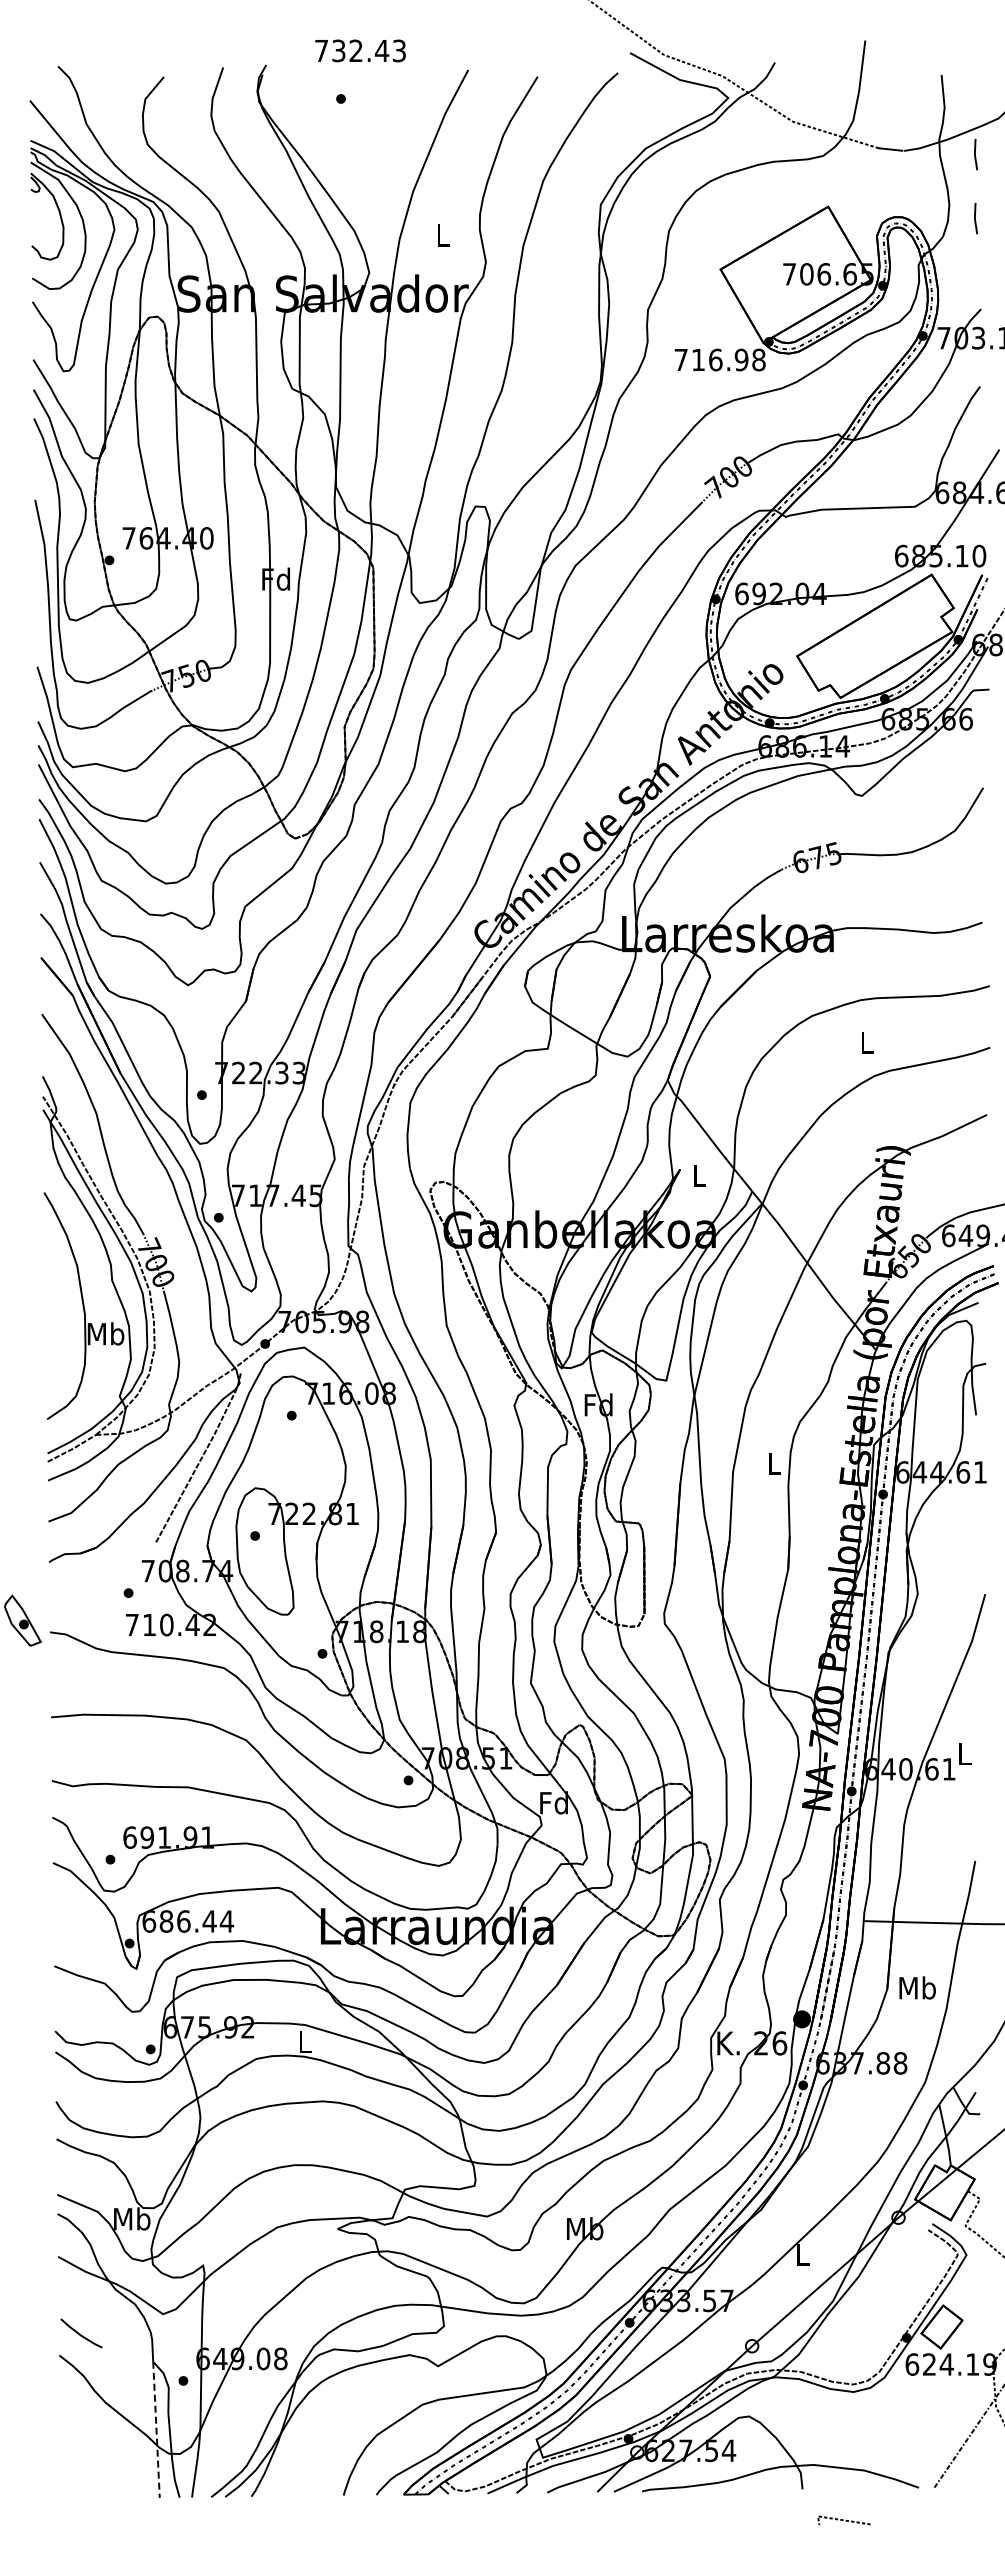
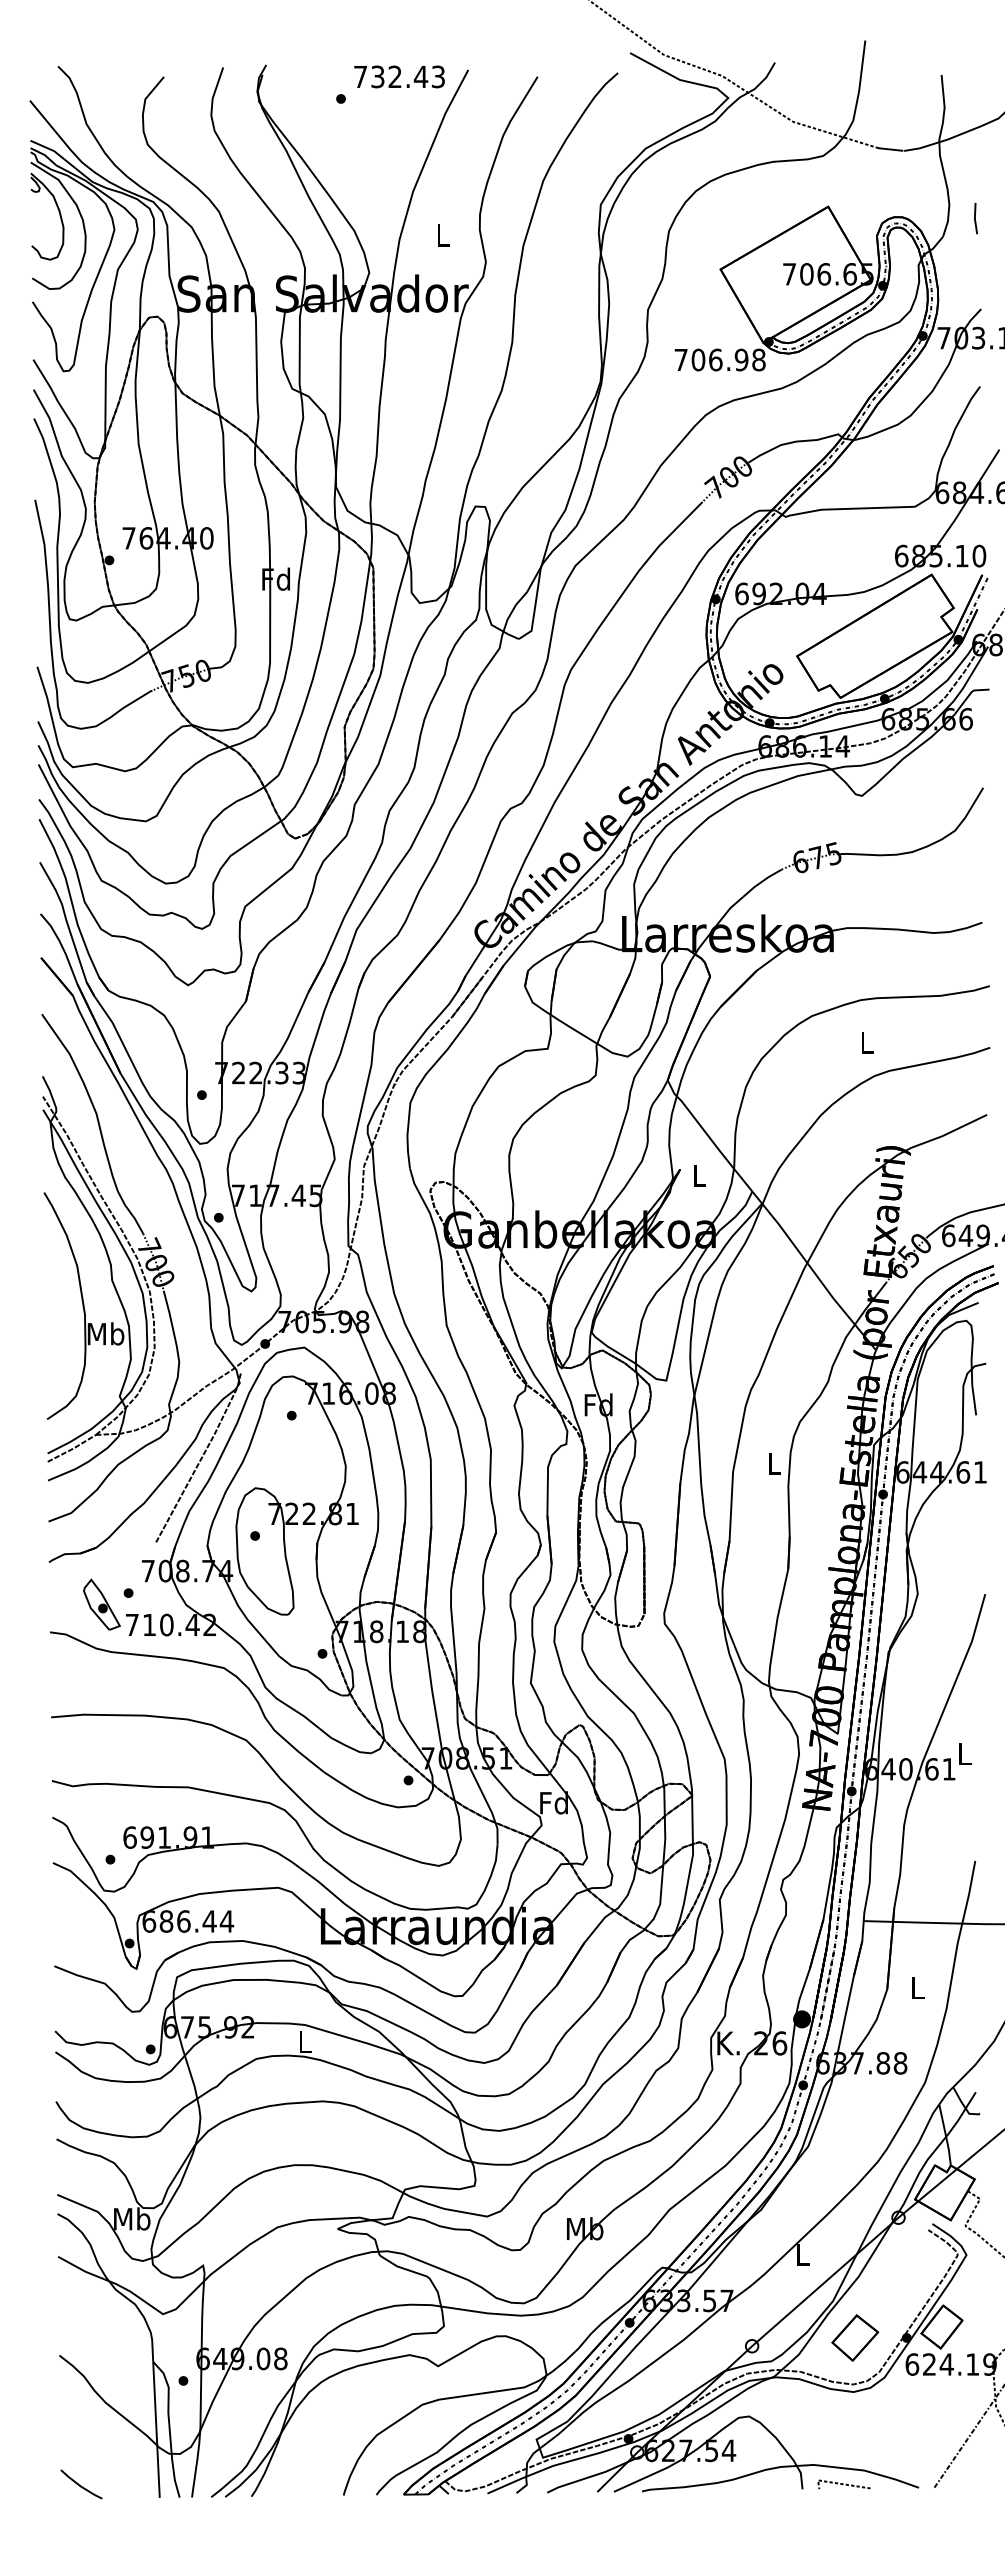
text position: (360, 50) -> (399, 76) (399, 76)
line: present -> none (975, 154)
text: 716.98 -> 706.98 (698, 359)
part position: (22, 1620) -> (101, 1604) (101, 1604)
text: Mb -> L (917, 1987)
line position: (81, 2334) -> (81, 2485) (81, 2485)
part: none -> present (855, 2337)
line: dashed -> solid (156, 2430)
line position: (843, 2520) -> (843, 2484) (843, 2484)
